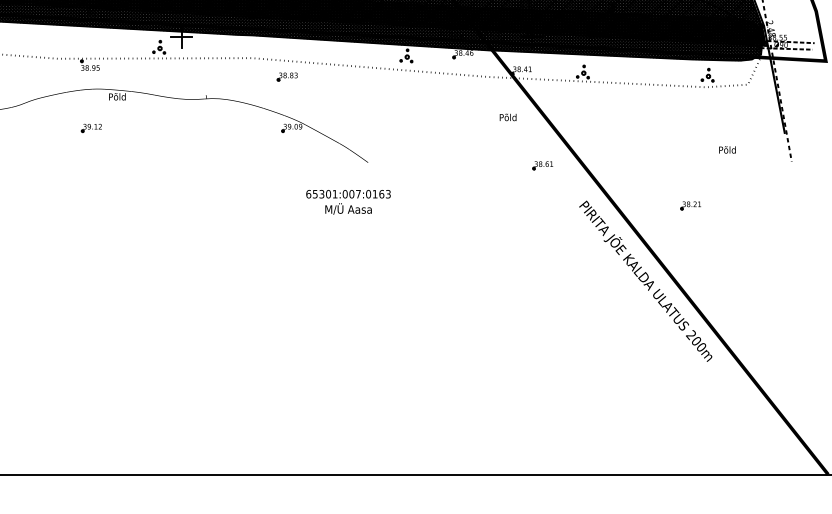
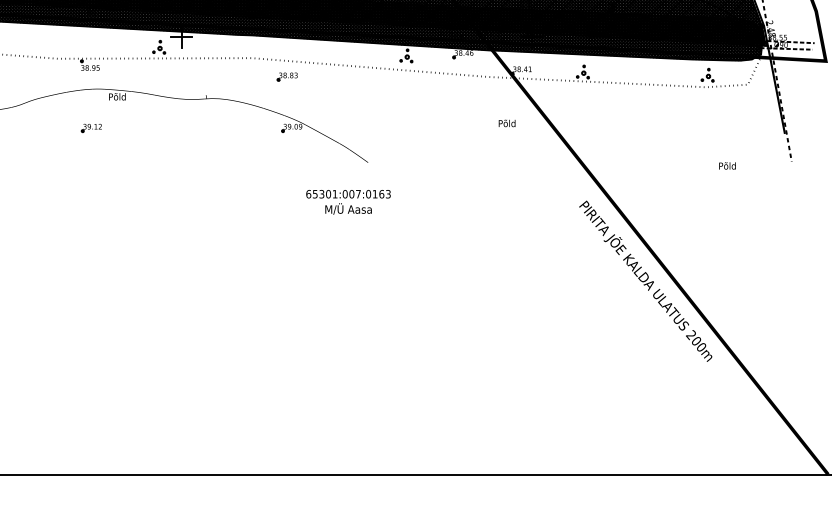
text position: (507, 117) -> (506, 123) (506, 123)
text position: (727, 149) -> (727, 165) (727, 165)
part: present -> none (542, 165)
part: present -> none (690, 205)
